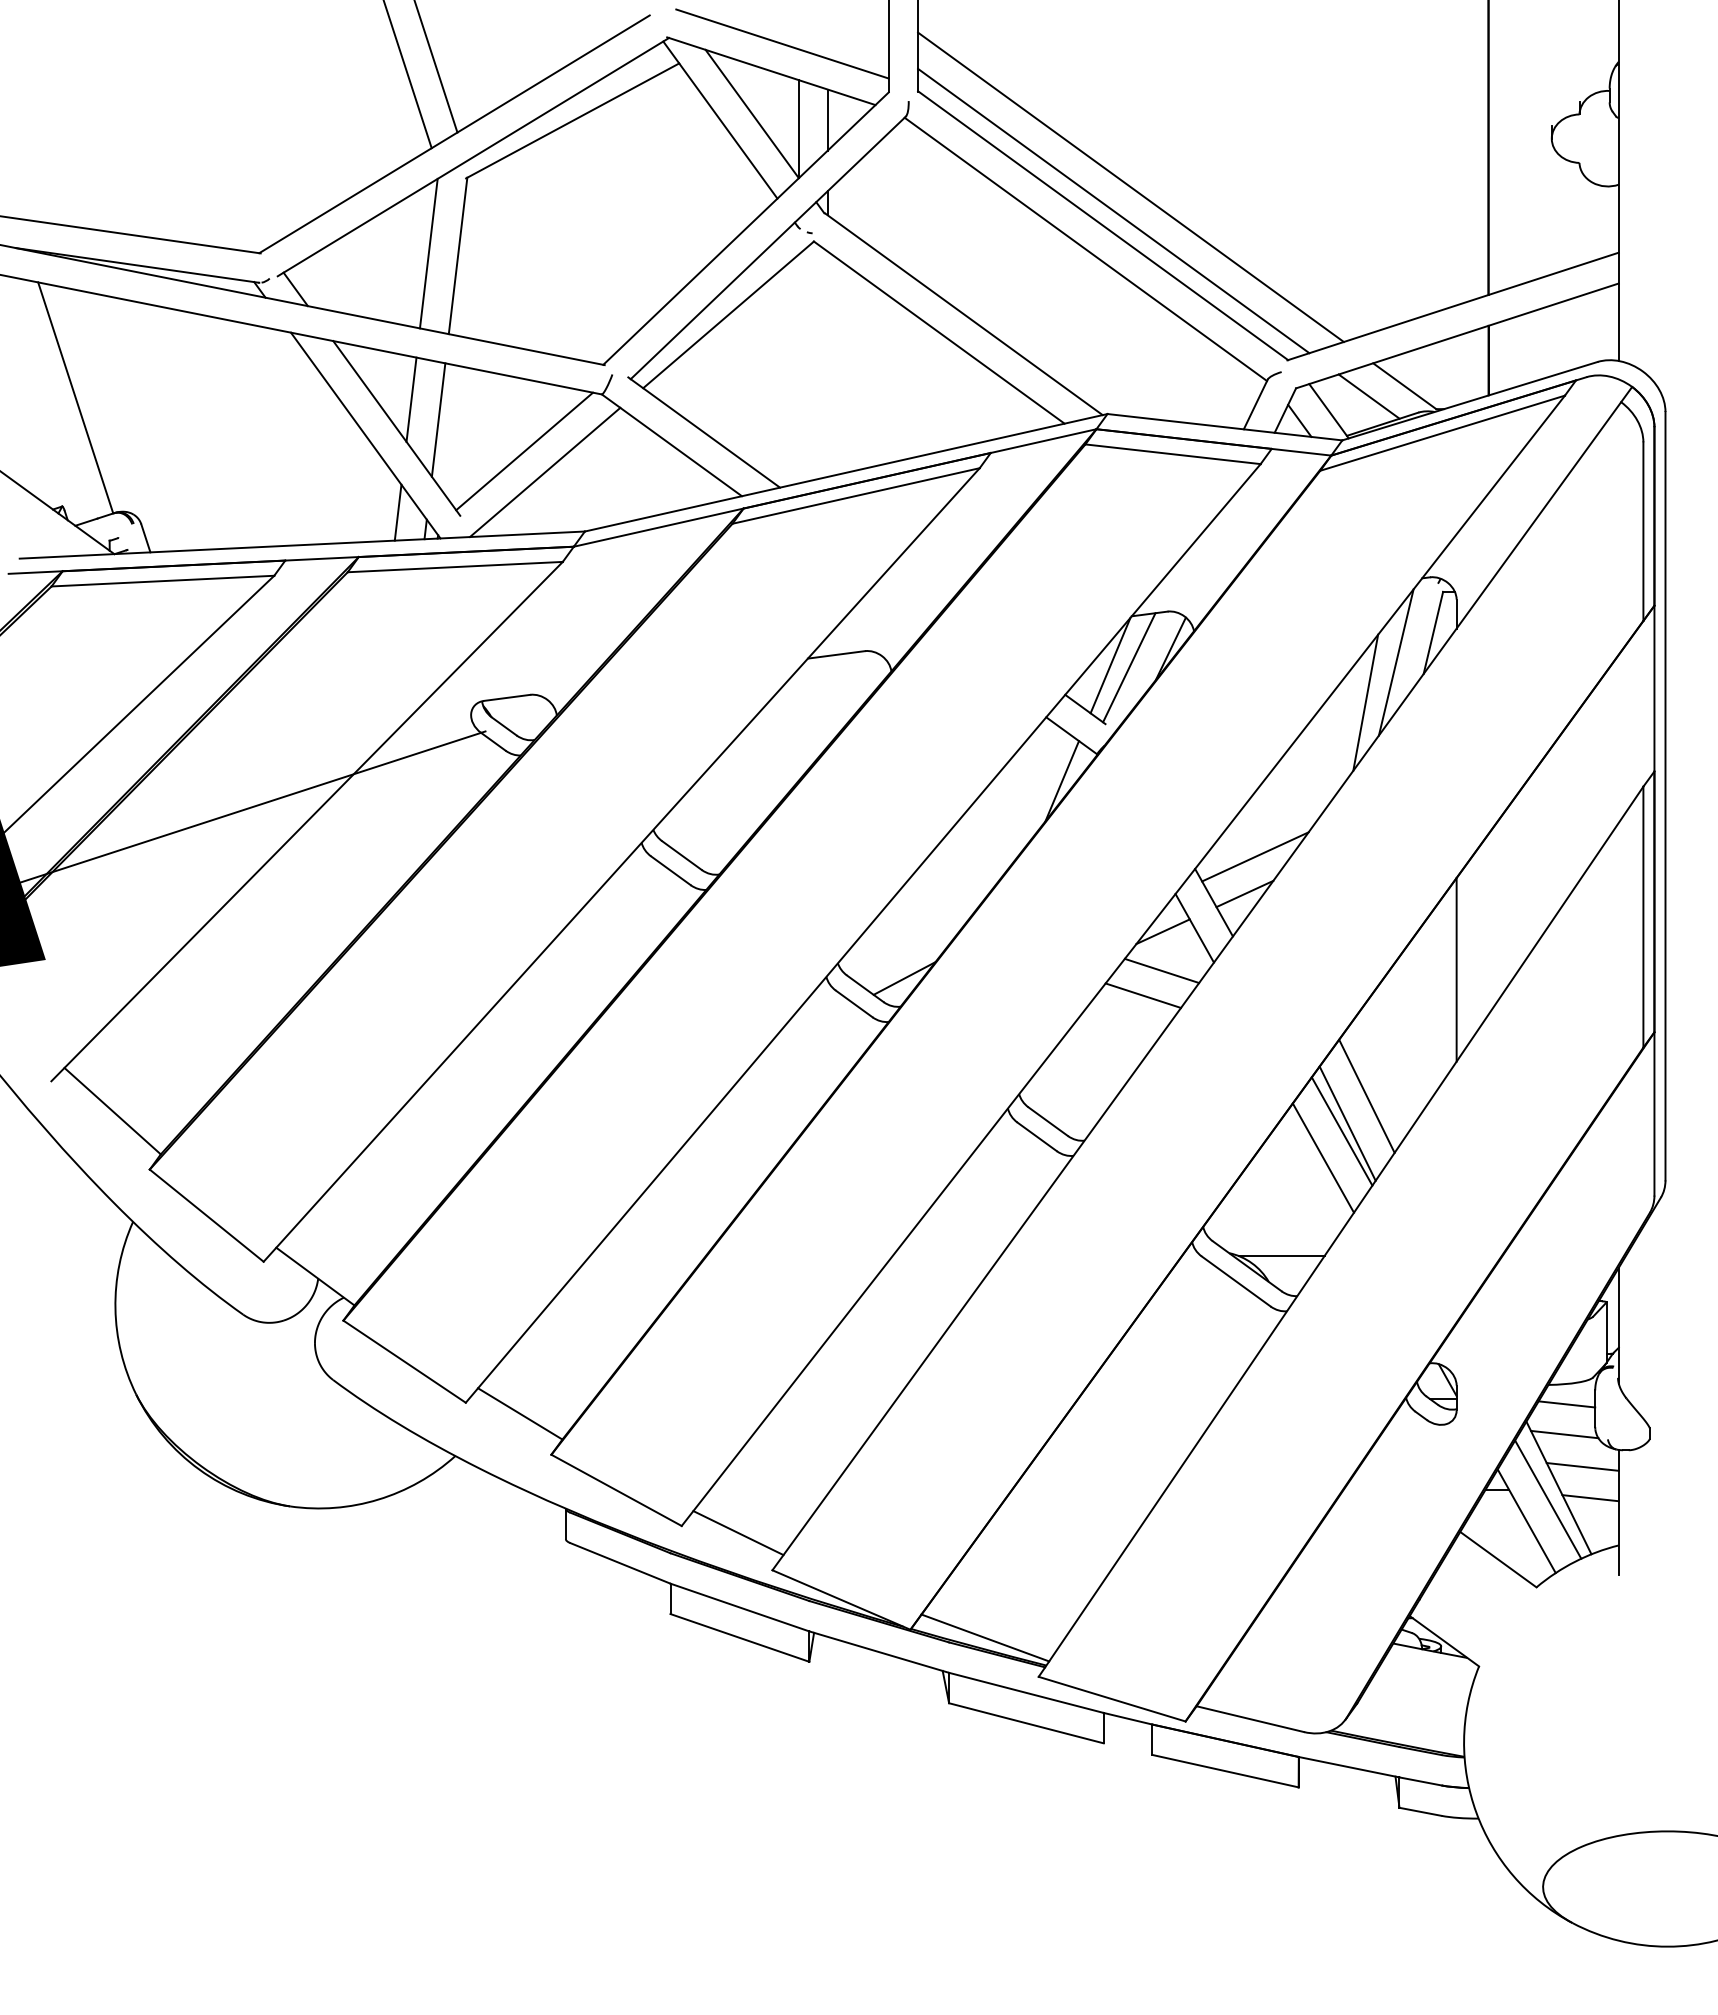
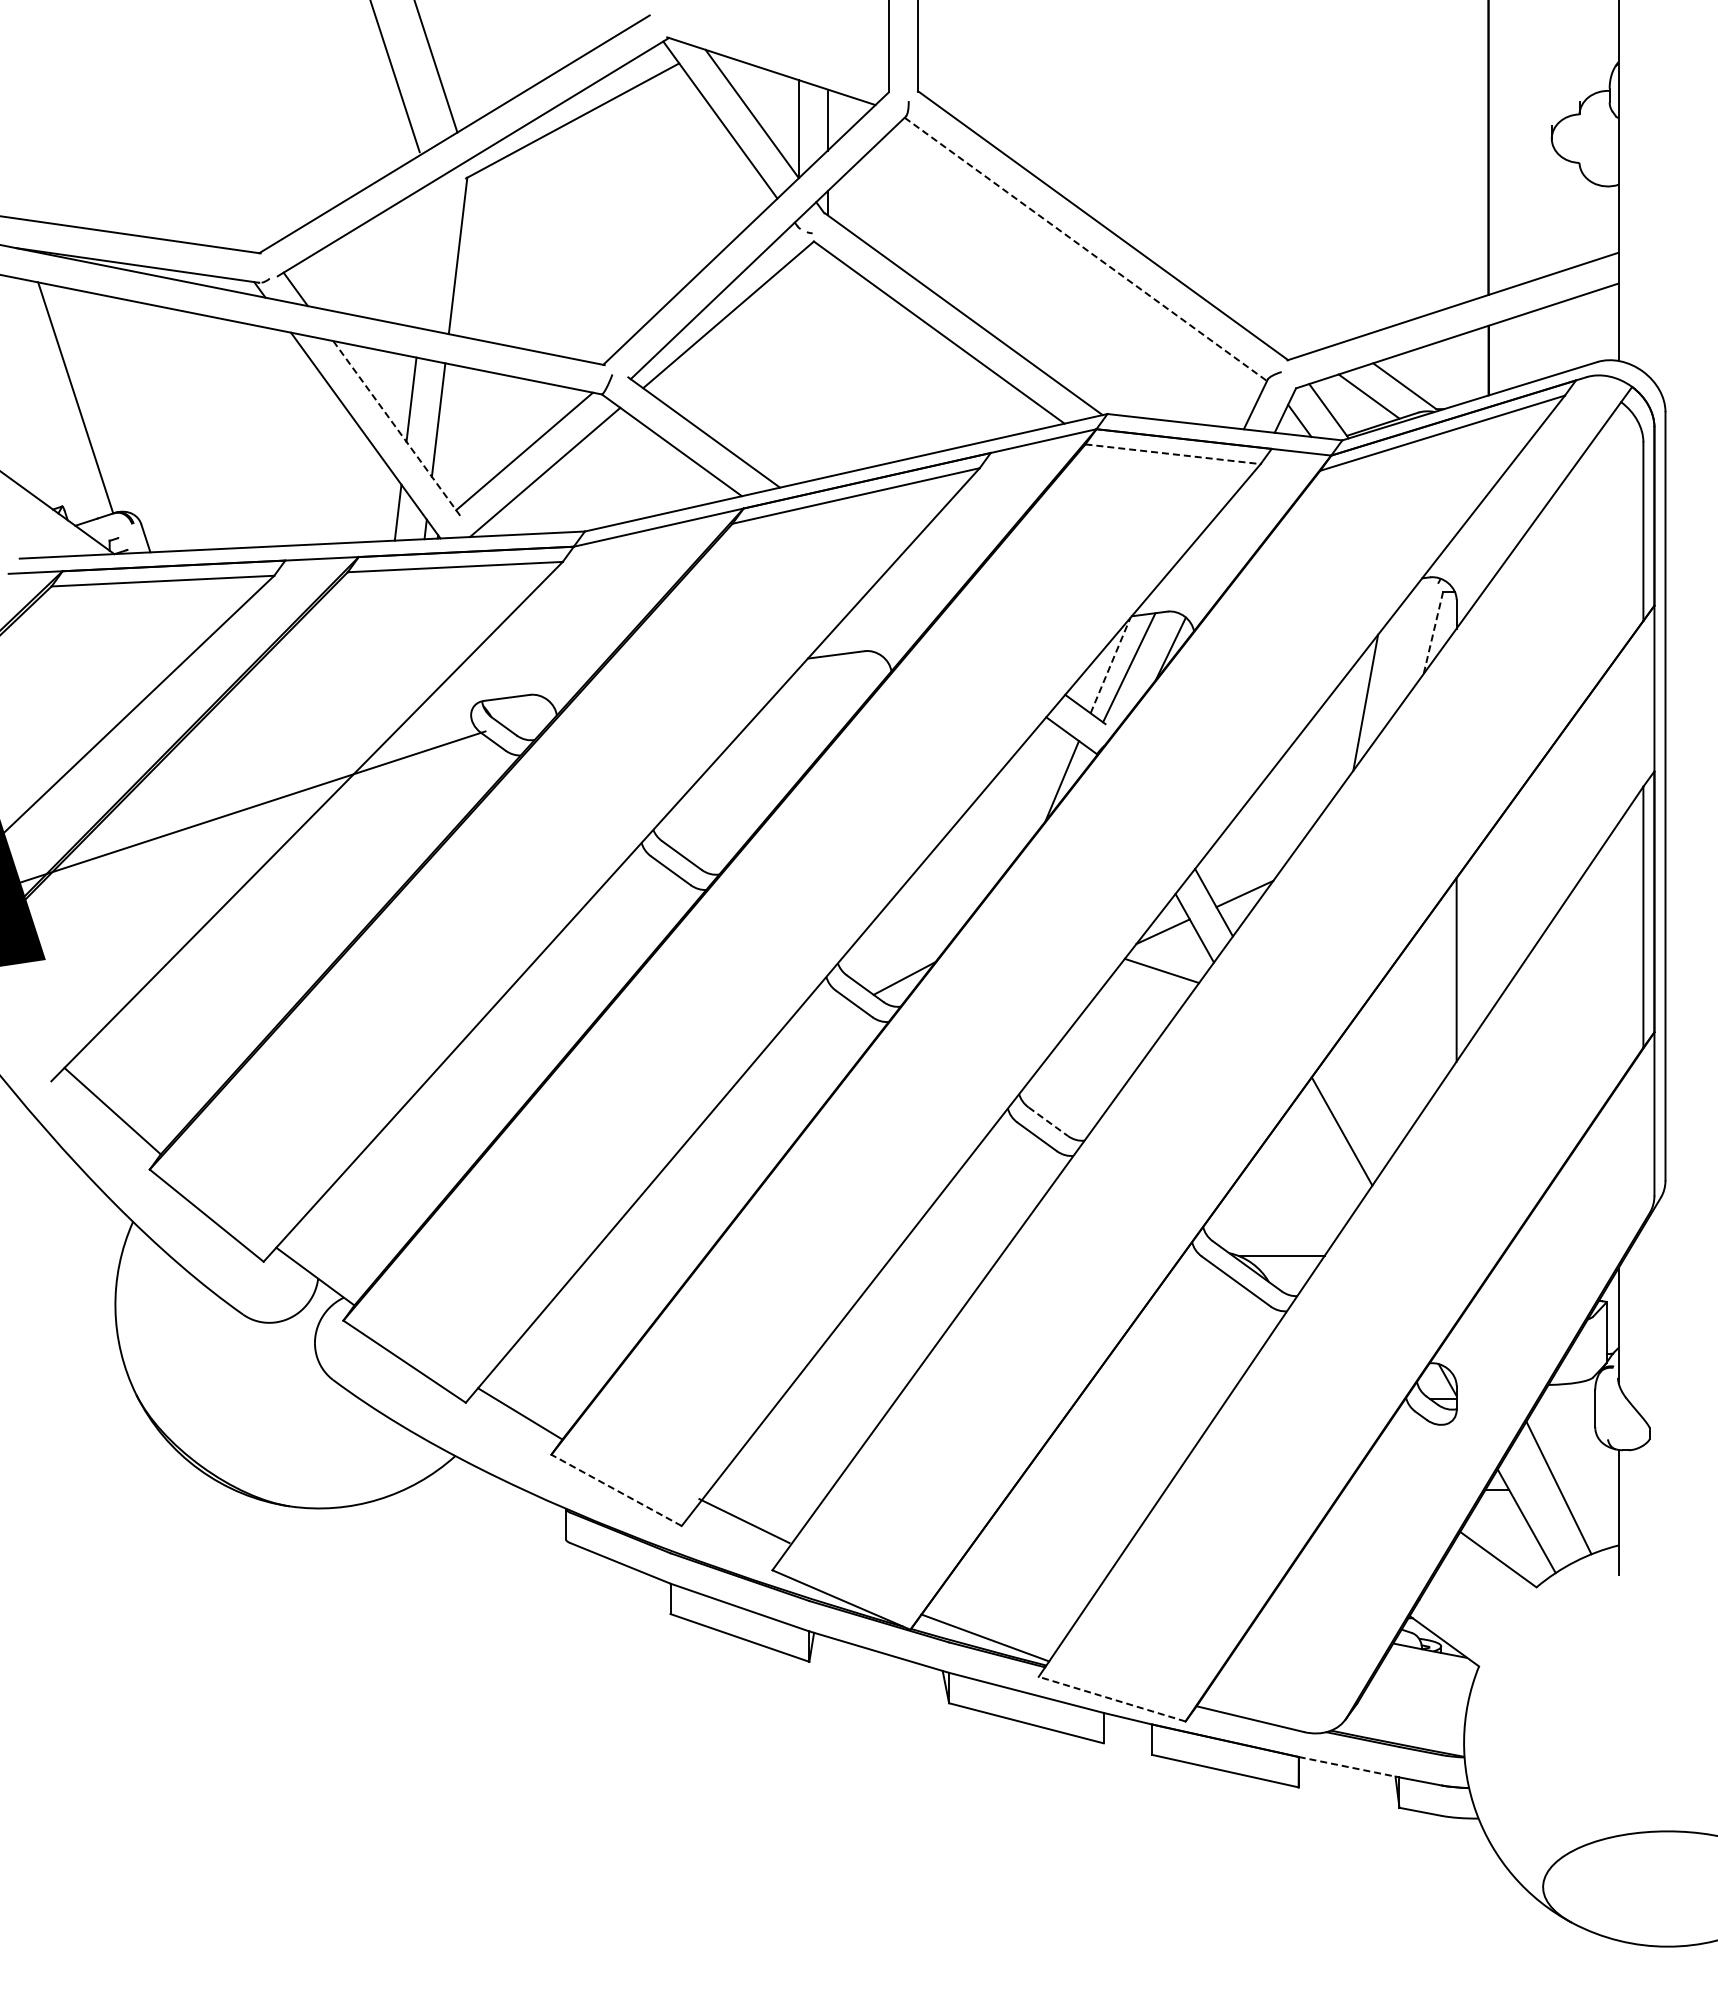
line: present -> none (782, 43)
line position: (407, 75) -> (395, 77) (395, 77)
line: present -> none (1130, 187)
line: present -> none (1113, 210)
line: solid -> dashed (1085, 249)
line: present -> none (428, 253)
line: solid -> dashed (396, 428)
line: solid -> dashed (1173, 454)
line: solid -> dashed (1433, 633)
line: present -> none (1395, 662)
line: solid -> dashed (1110, 665)
line: present -> none (1255, 856)
line: present -> none (1143, 995)
line: present -> none (1366, 1095)
line: solid -> dashed (1048, 1121)
line: present -> none (1347, 1123)
line: present -> none (1322, 1157)
line: present -> none (1566, 1404)
line: present -> none (1564, 1434)
line: present -> none (1582, 1466)
line: solid -> dashed (616, 1490)
line: present -> none (1590, 1498)
line: present -> none (1548, 1499)
line position: (738, 1533) -> (744, 1521) (744, 1521)
line: solid -> dashed (1112, 1699)
line: solid -> dashed (1349, 1767)
